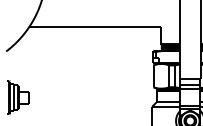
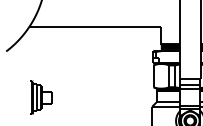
part position: (18, 97) -> (41, 97) (41, 97)
